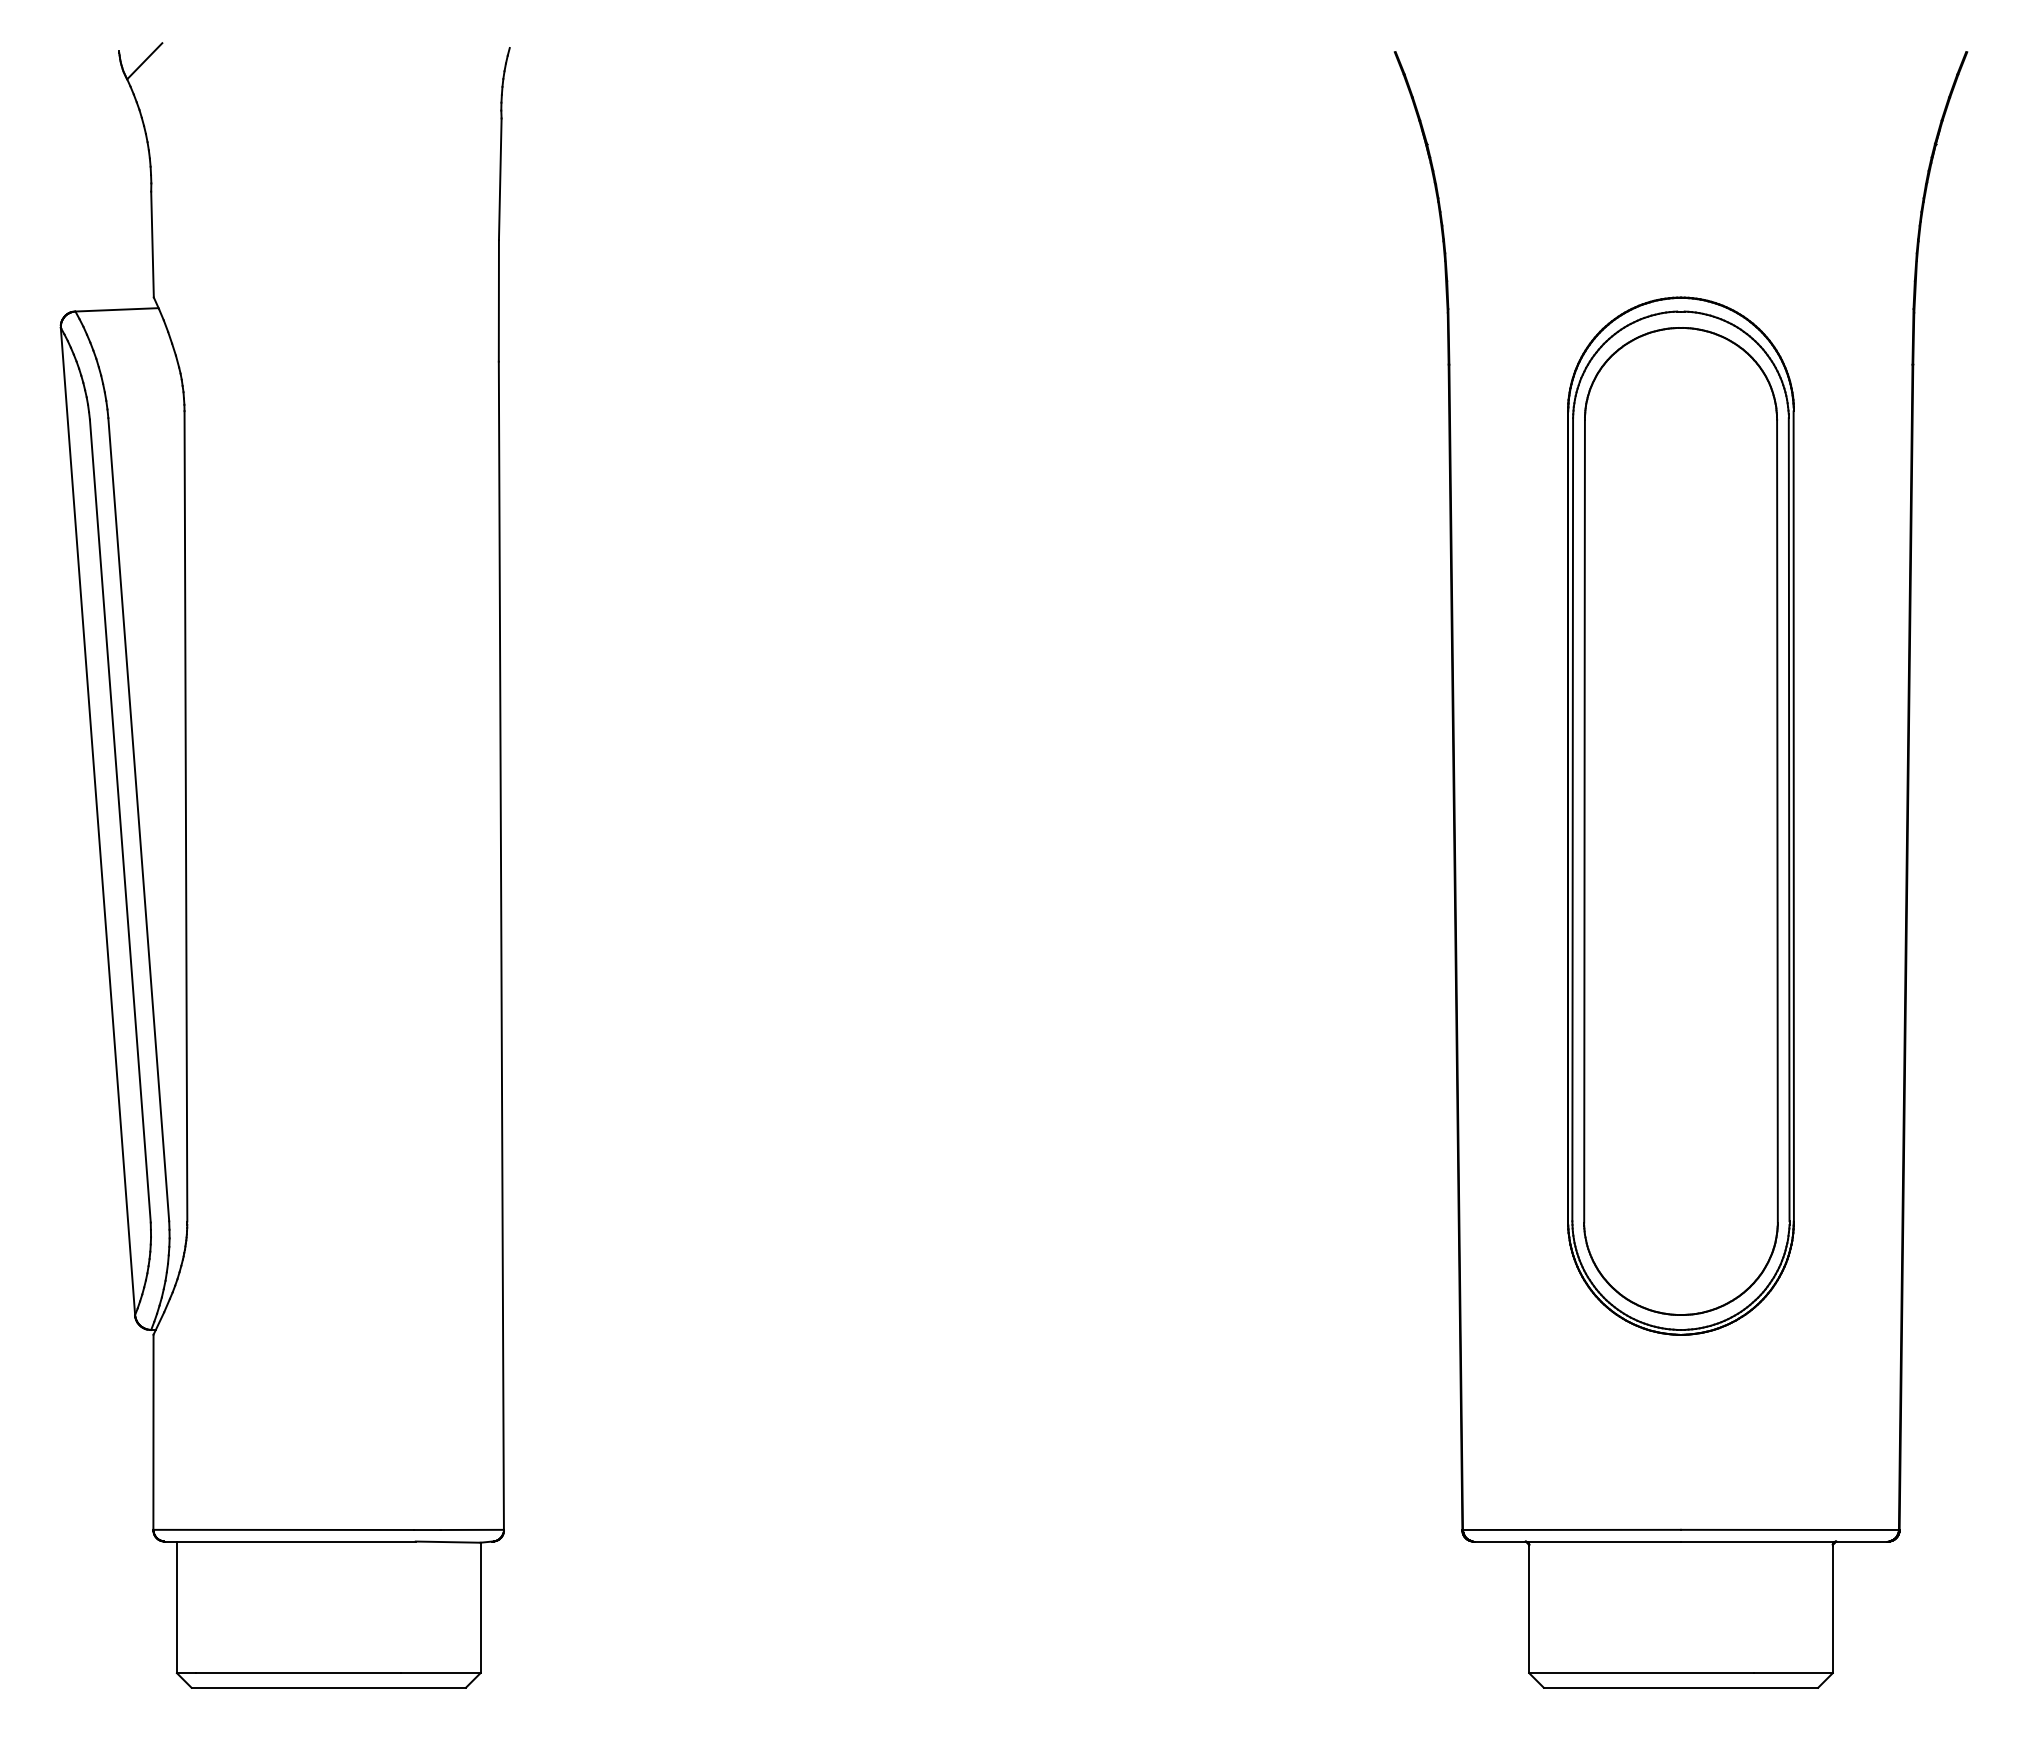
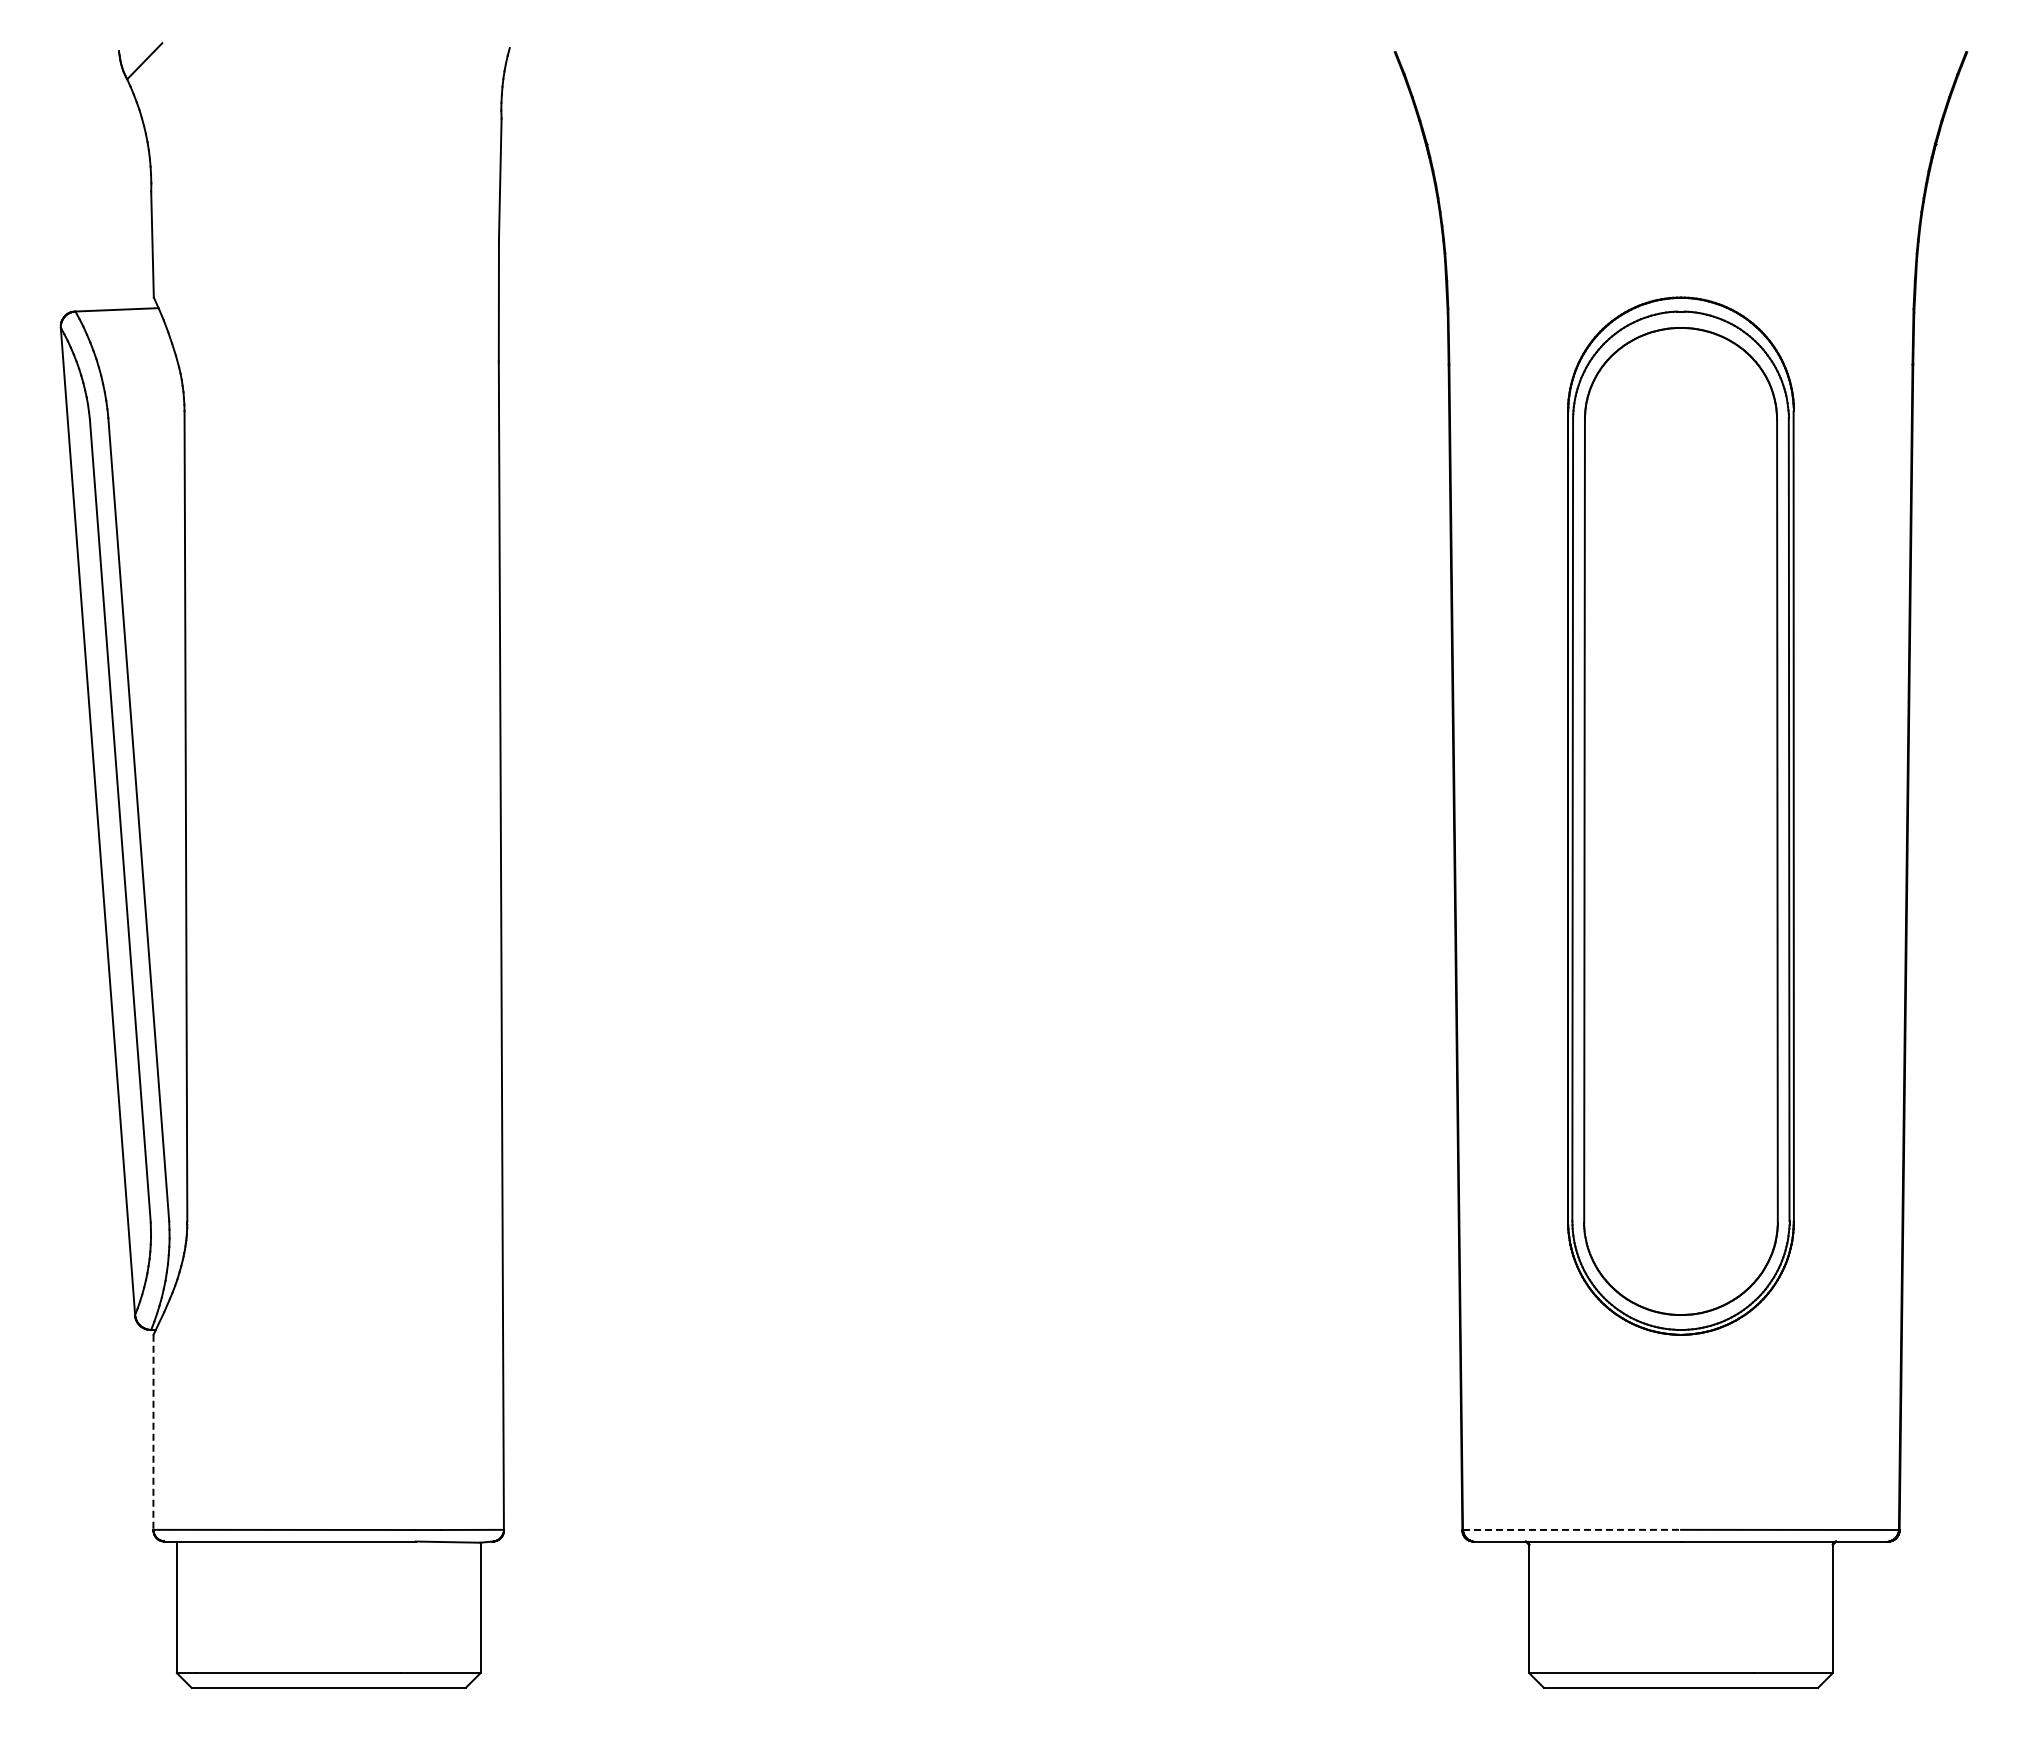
line: solid -> dashed (153, 1432)
line: solid -> dashed (1572, 1529)
